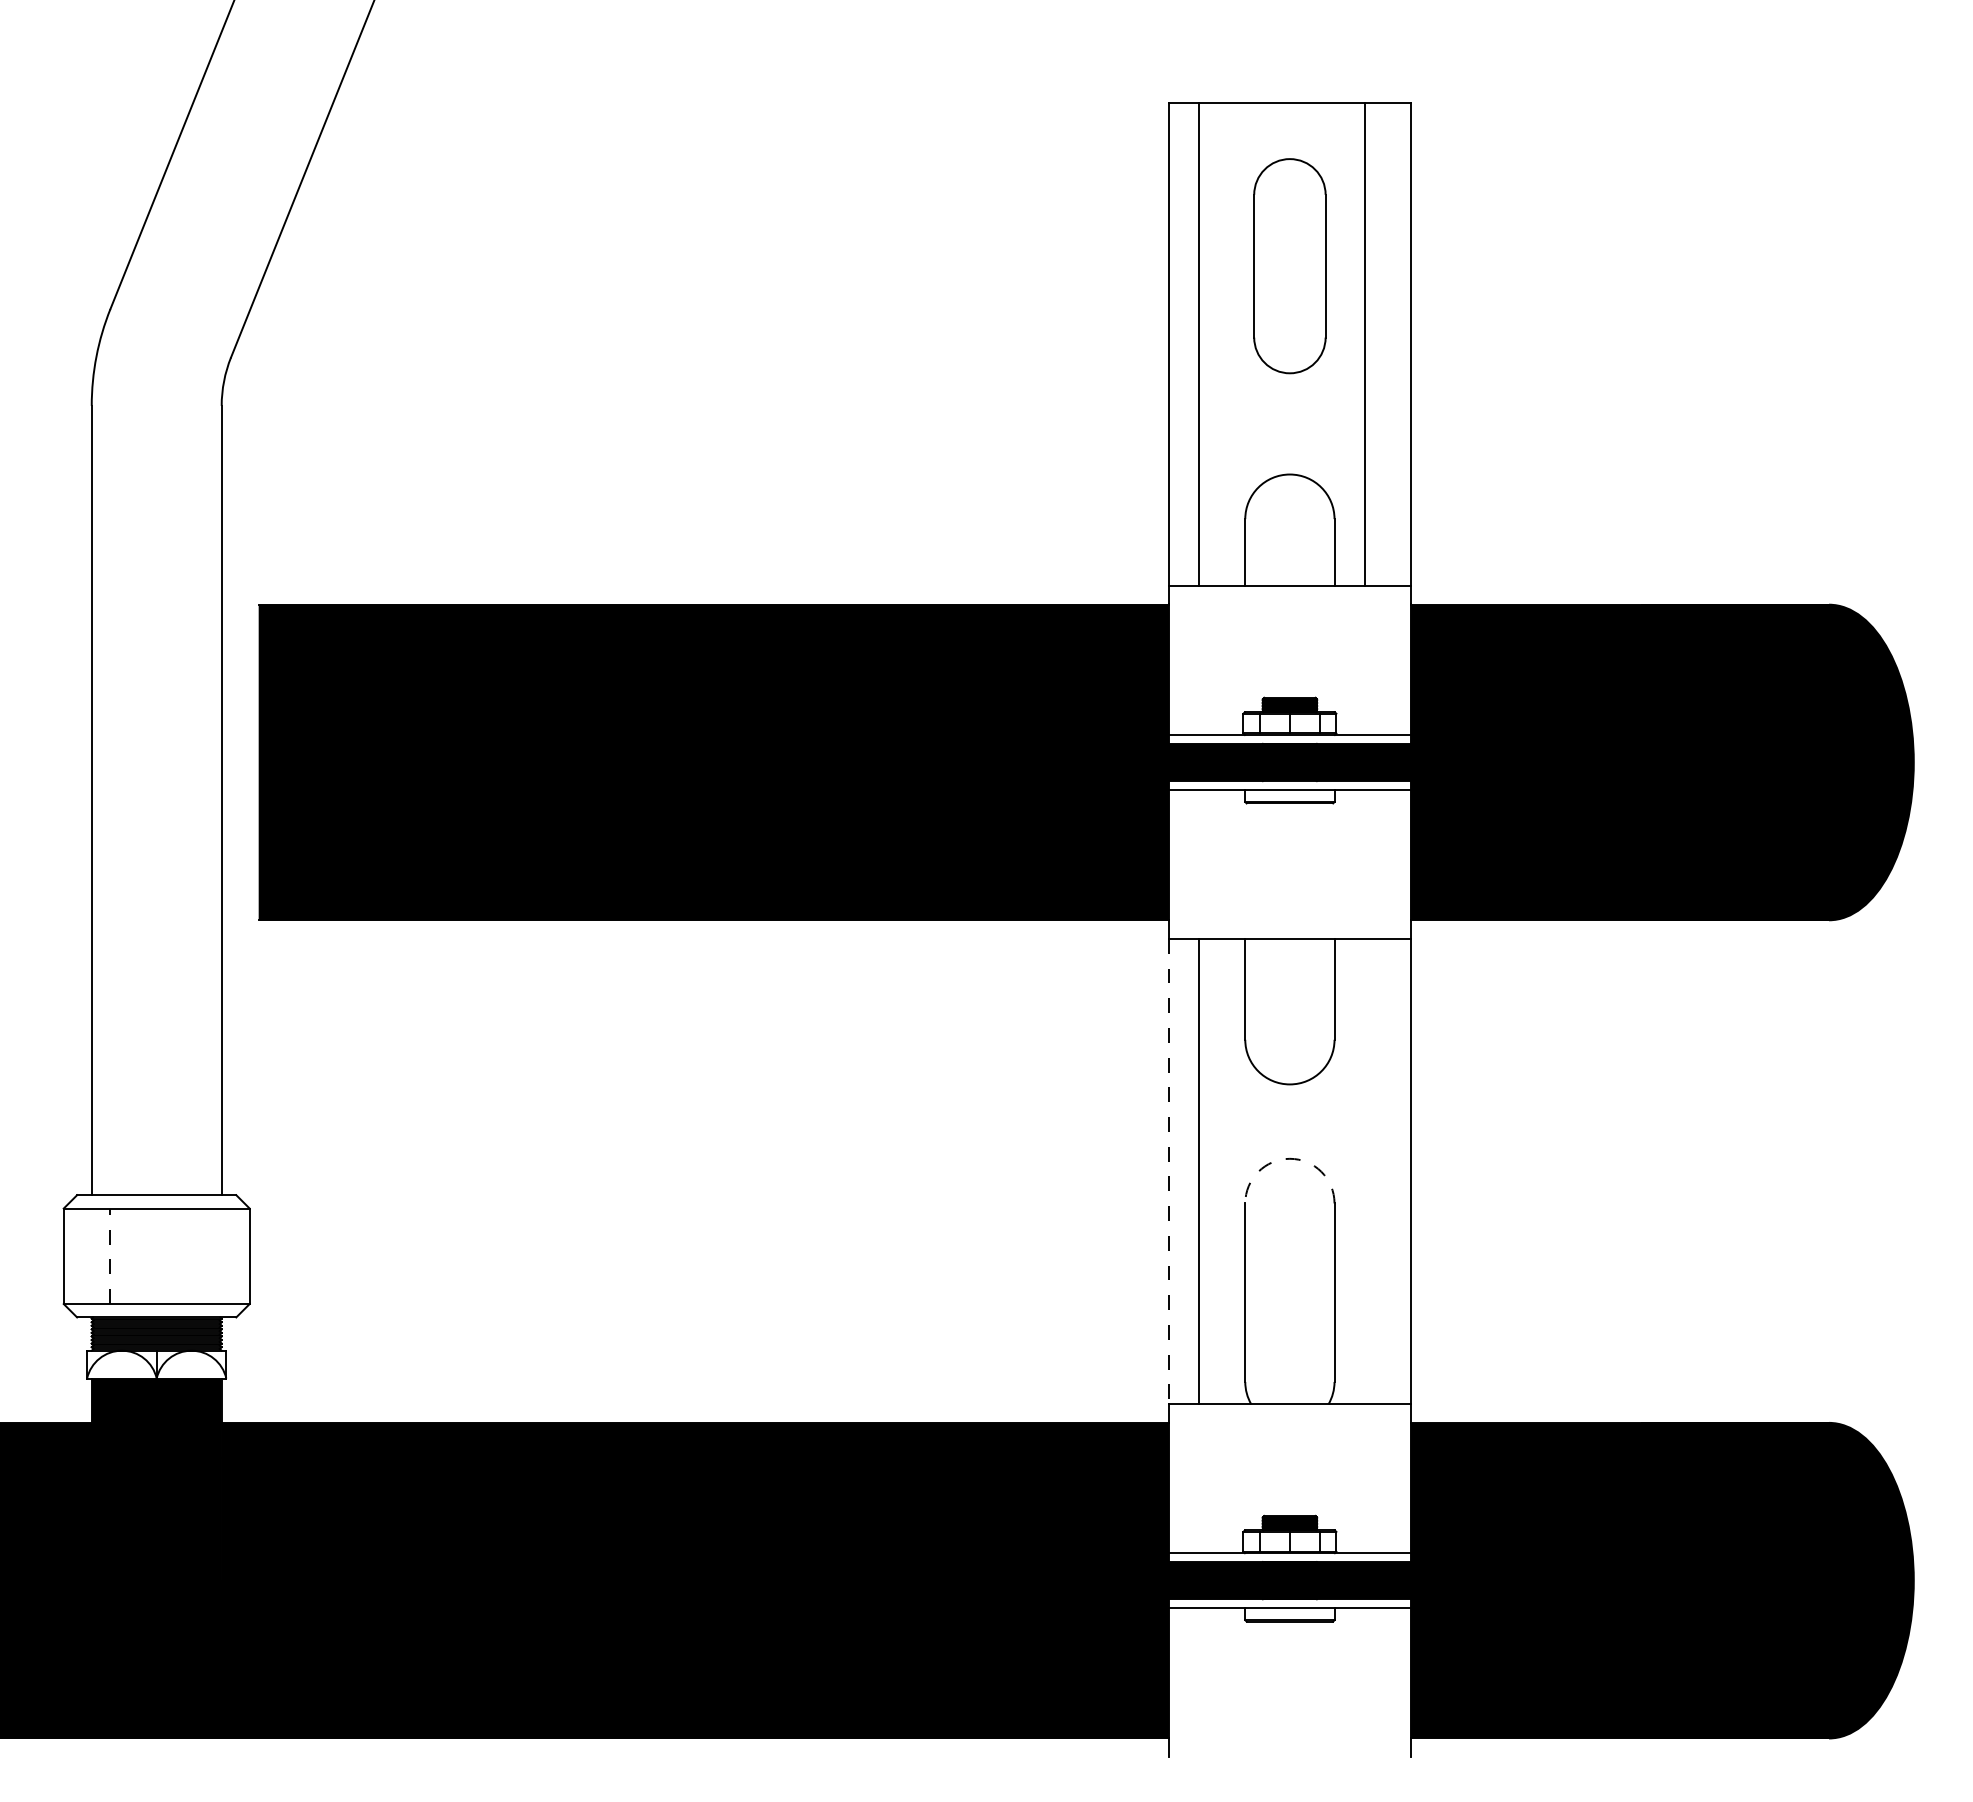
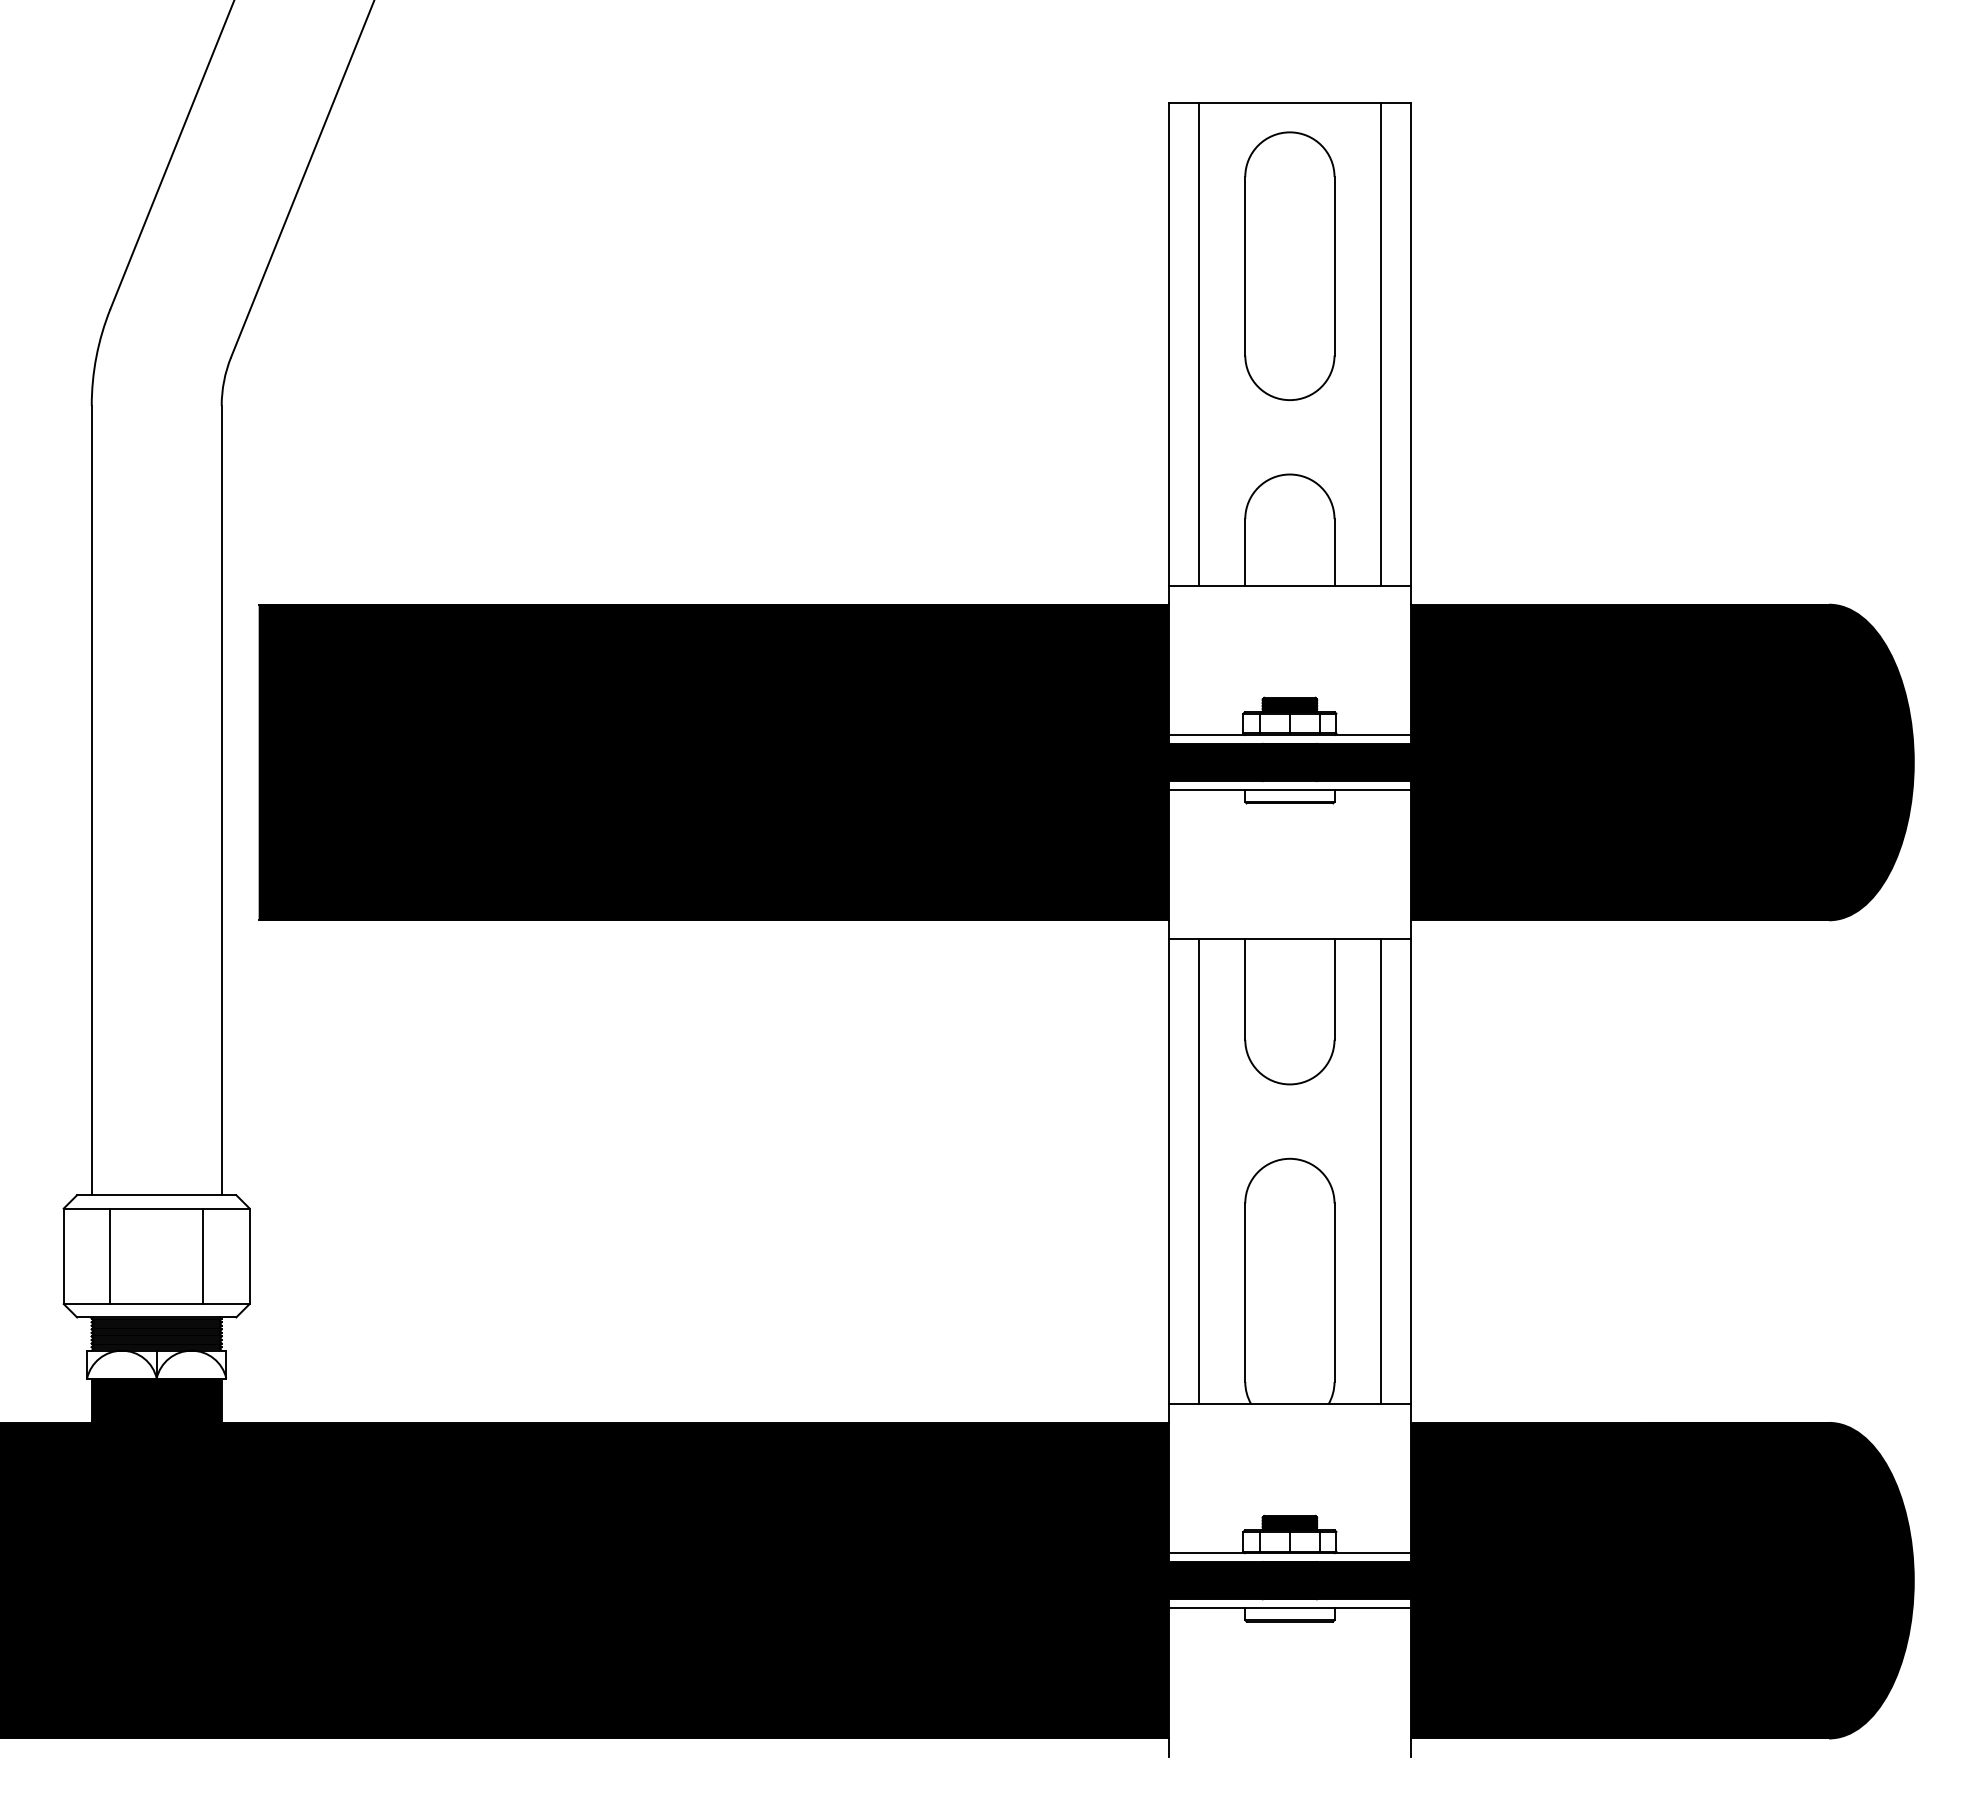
part size: 74x217 px -> 92x270 px (1289, 265)
line position: (1365, 344) -> (1381, 344) (1381, 344)
arc: dashed -> solid (1289, 1158)
line: dashed -> solid (1169, 1171)
line: none -> present (1381, 1171)
line: dashed -> solid (110, 1256)
line: none -> present (203, 1256)
